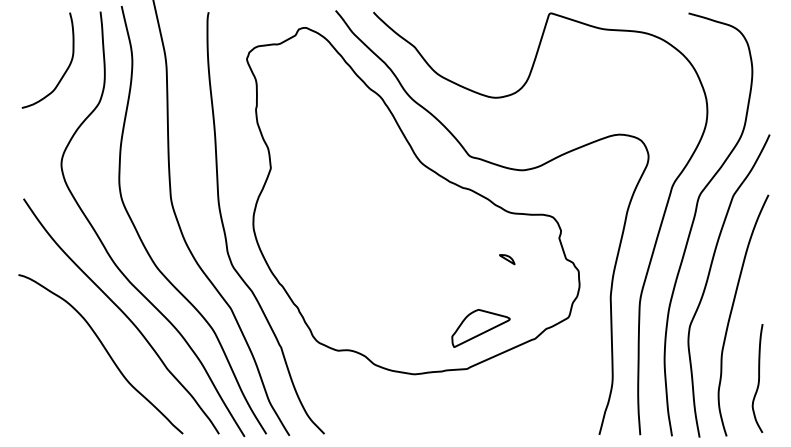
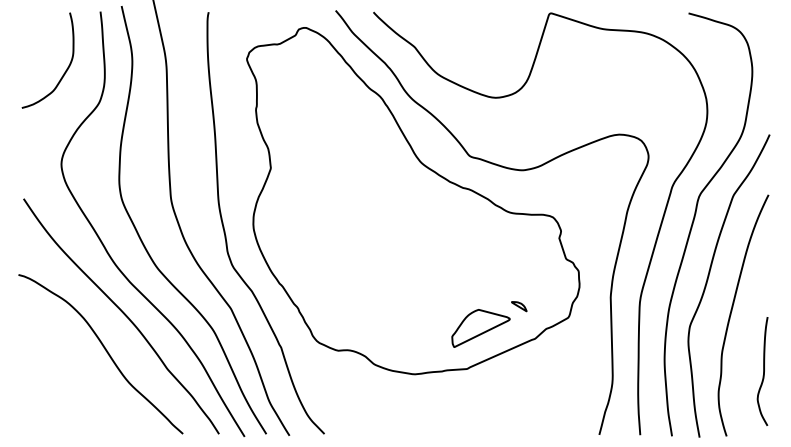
part position: (507, 259) -> (519, 306) (519, 306)
curve position: (758, 378) -> (763, 371) (763, 371)
